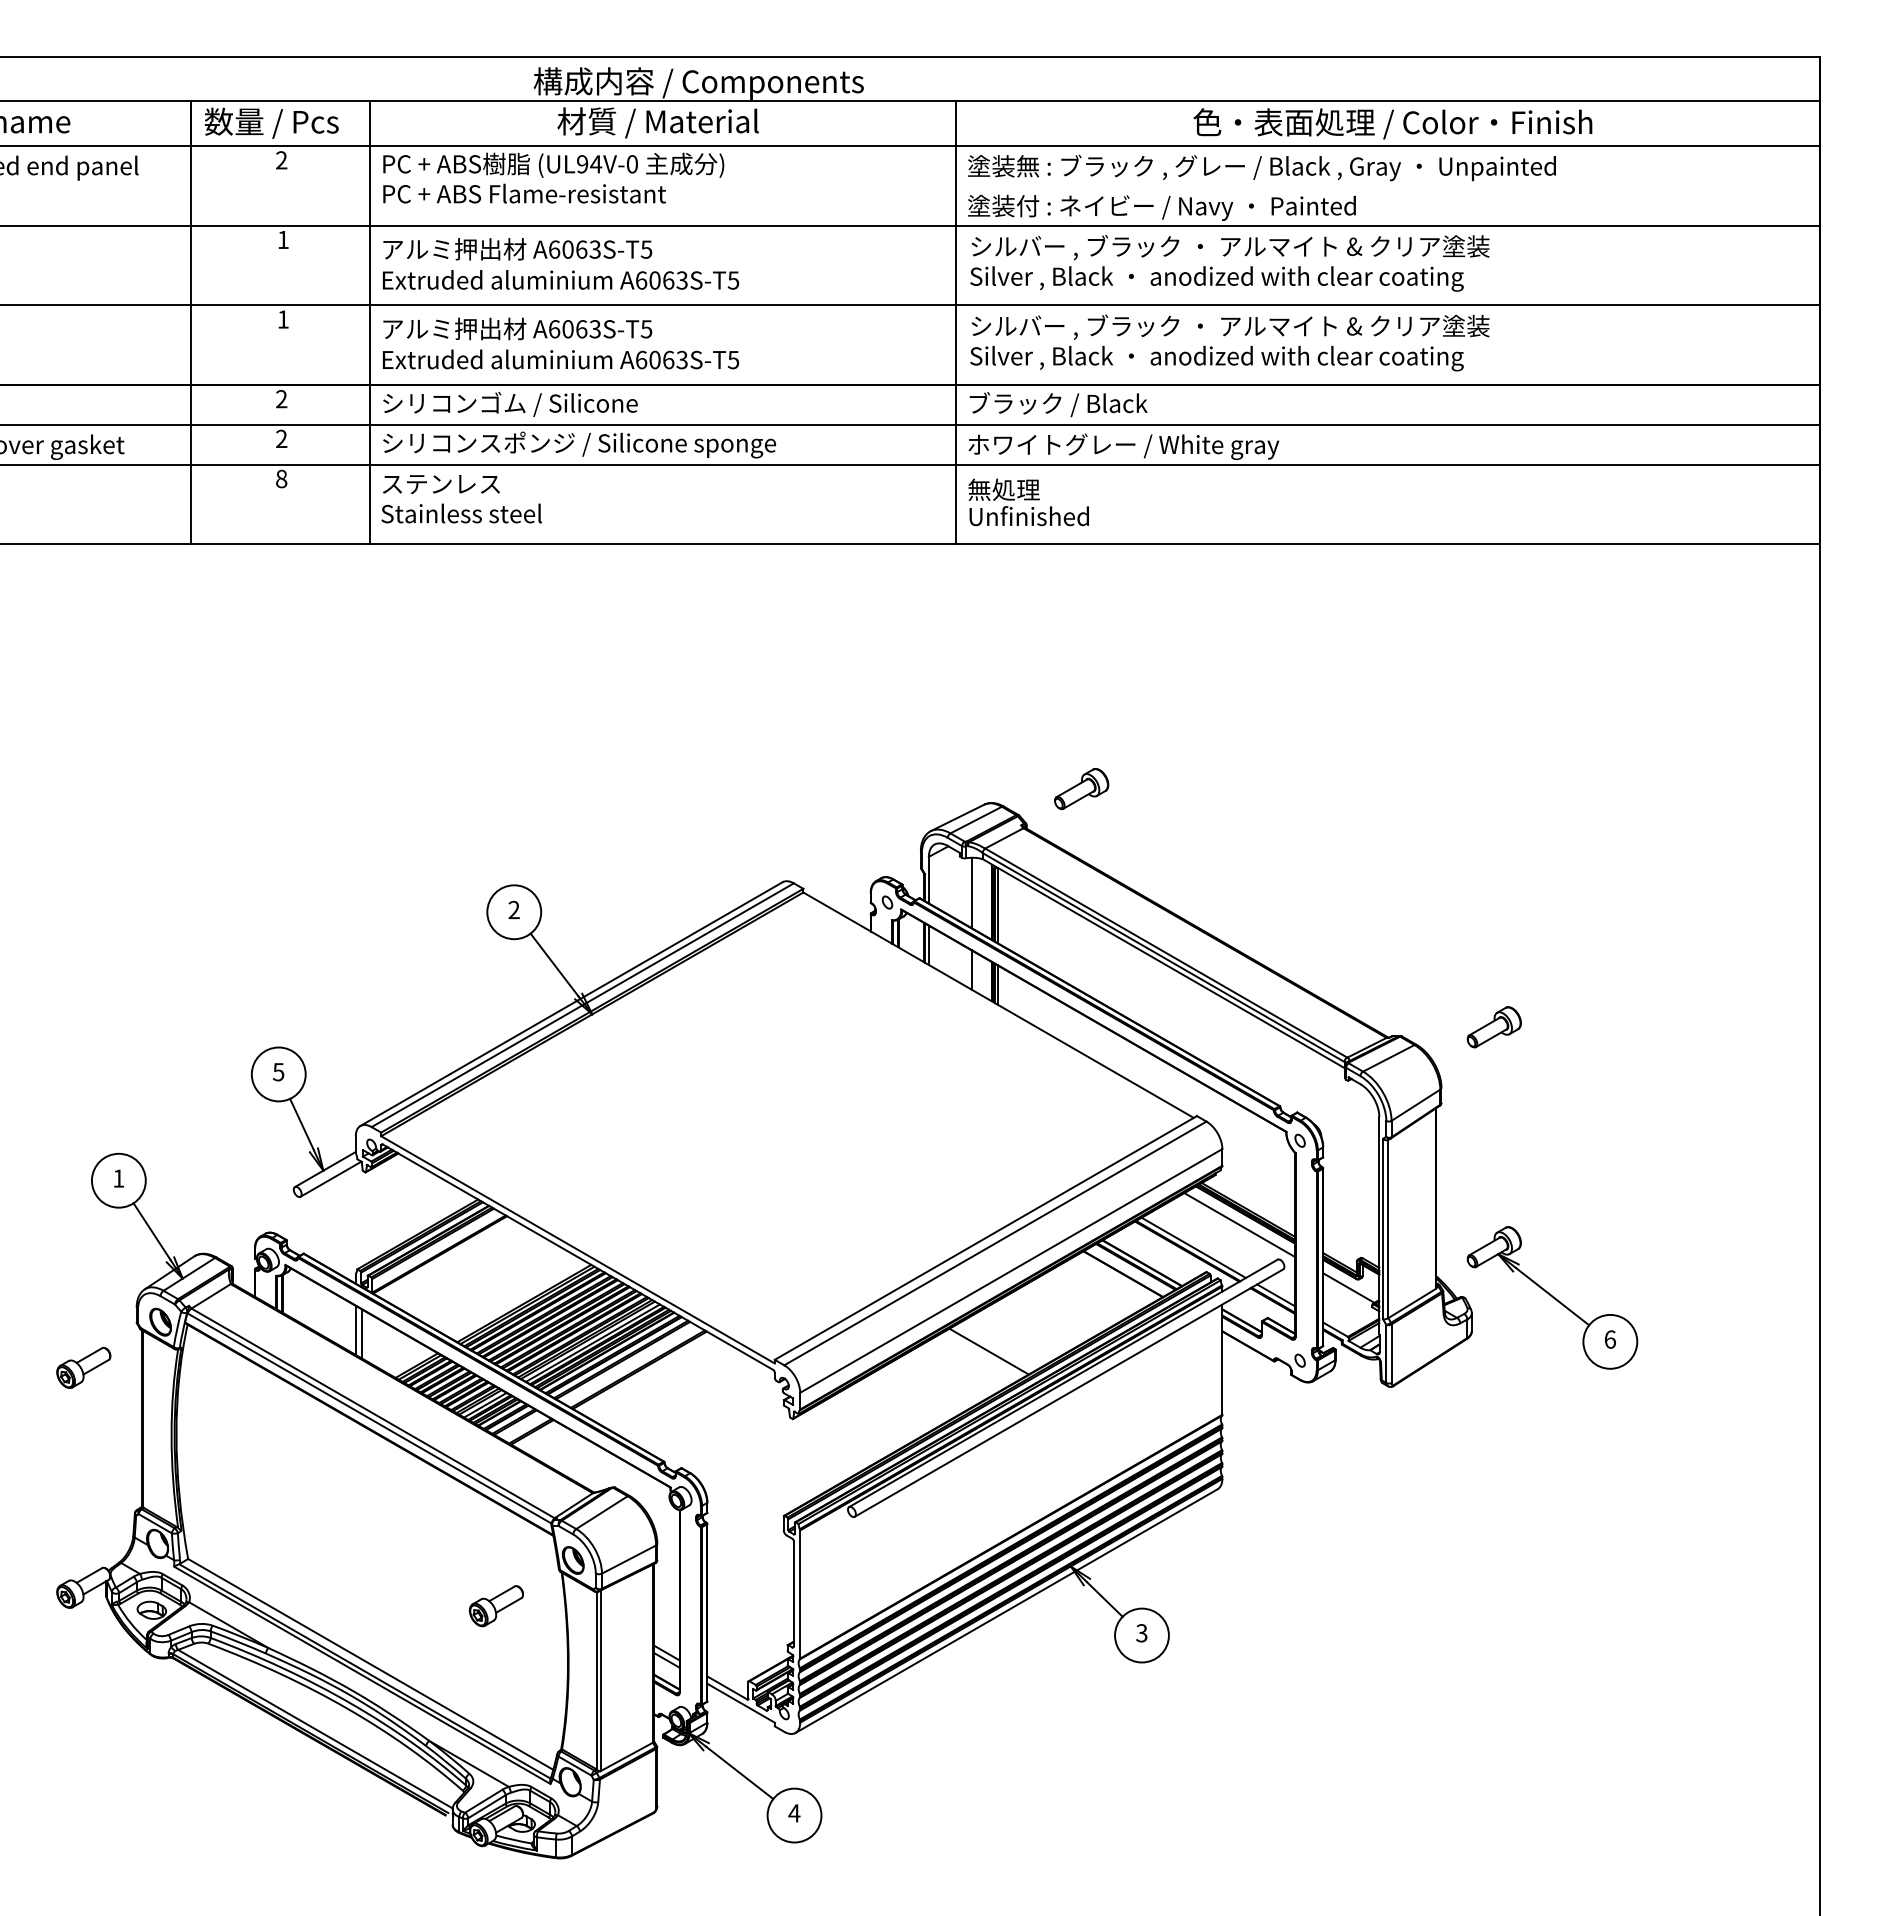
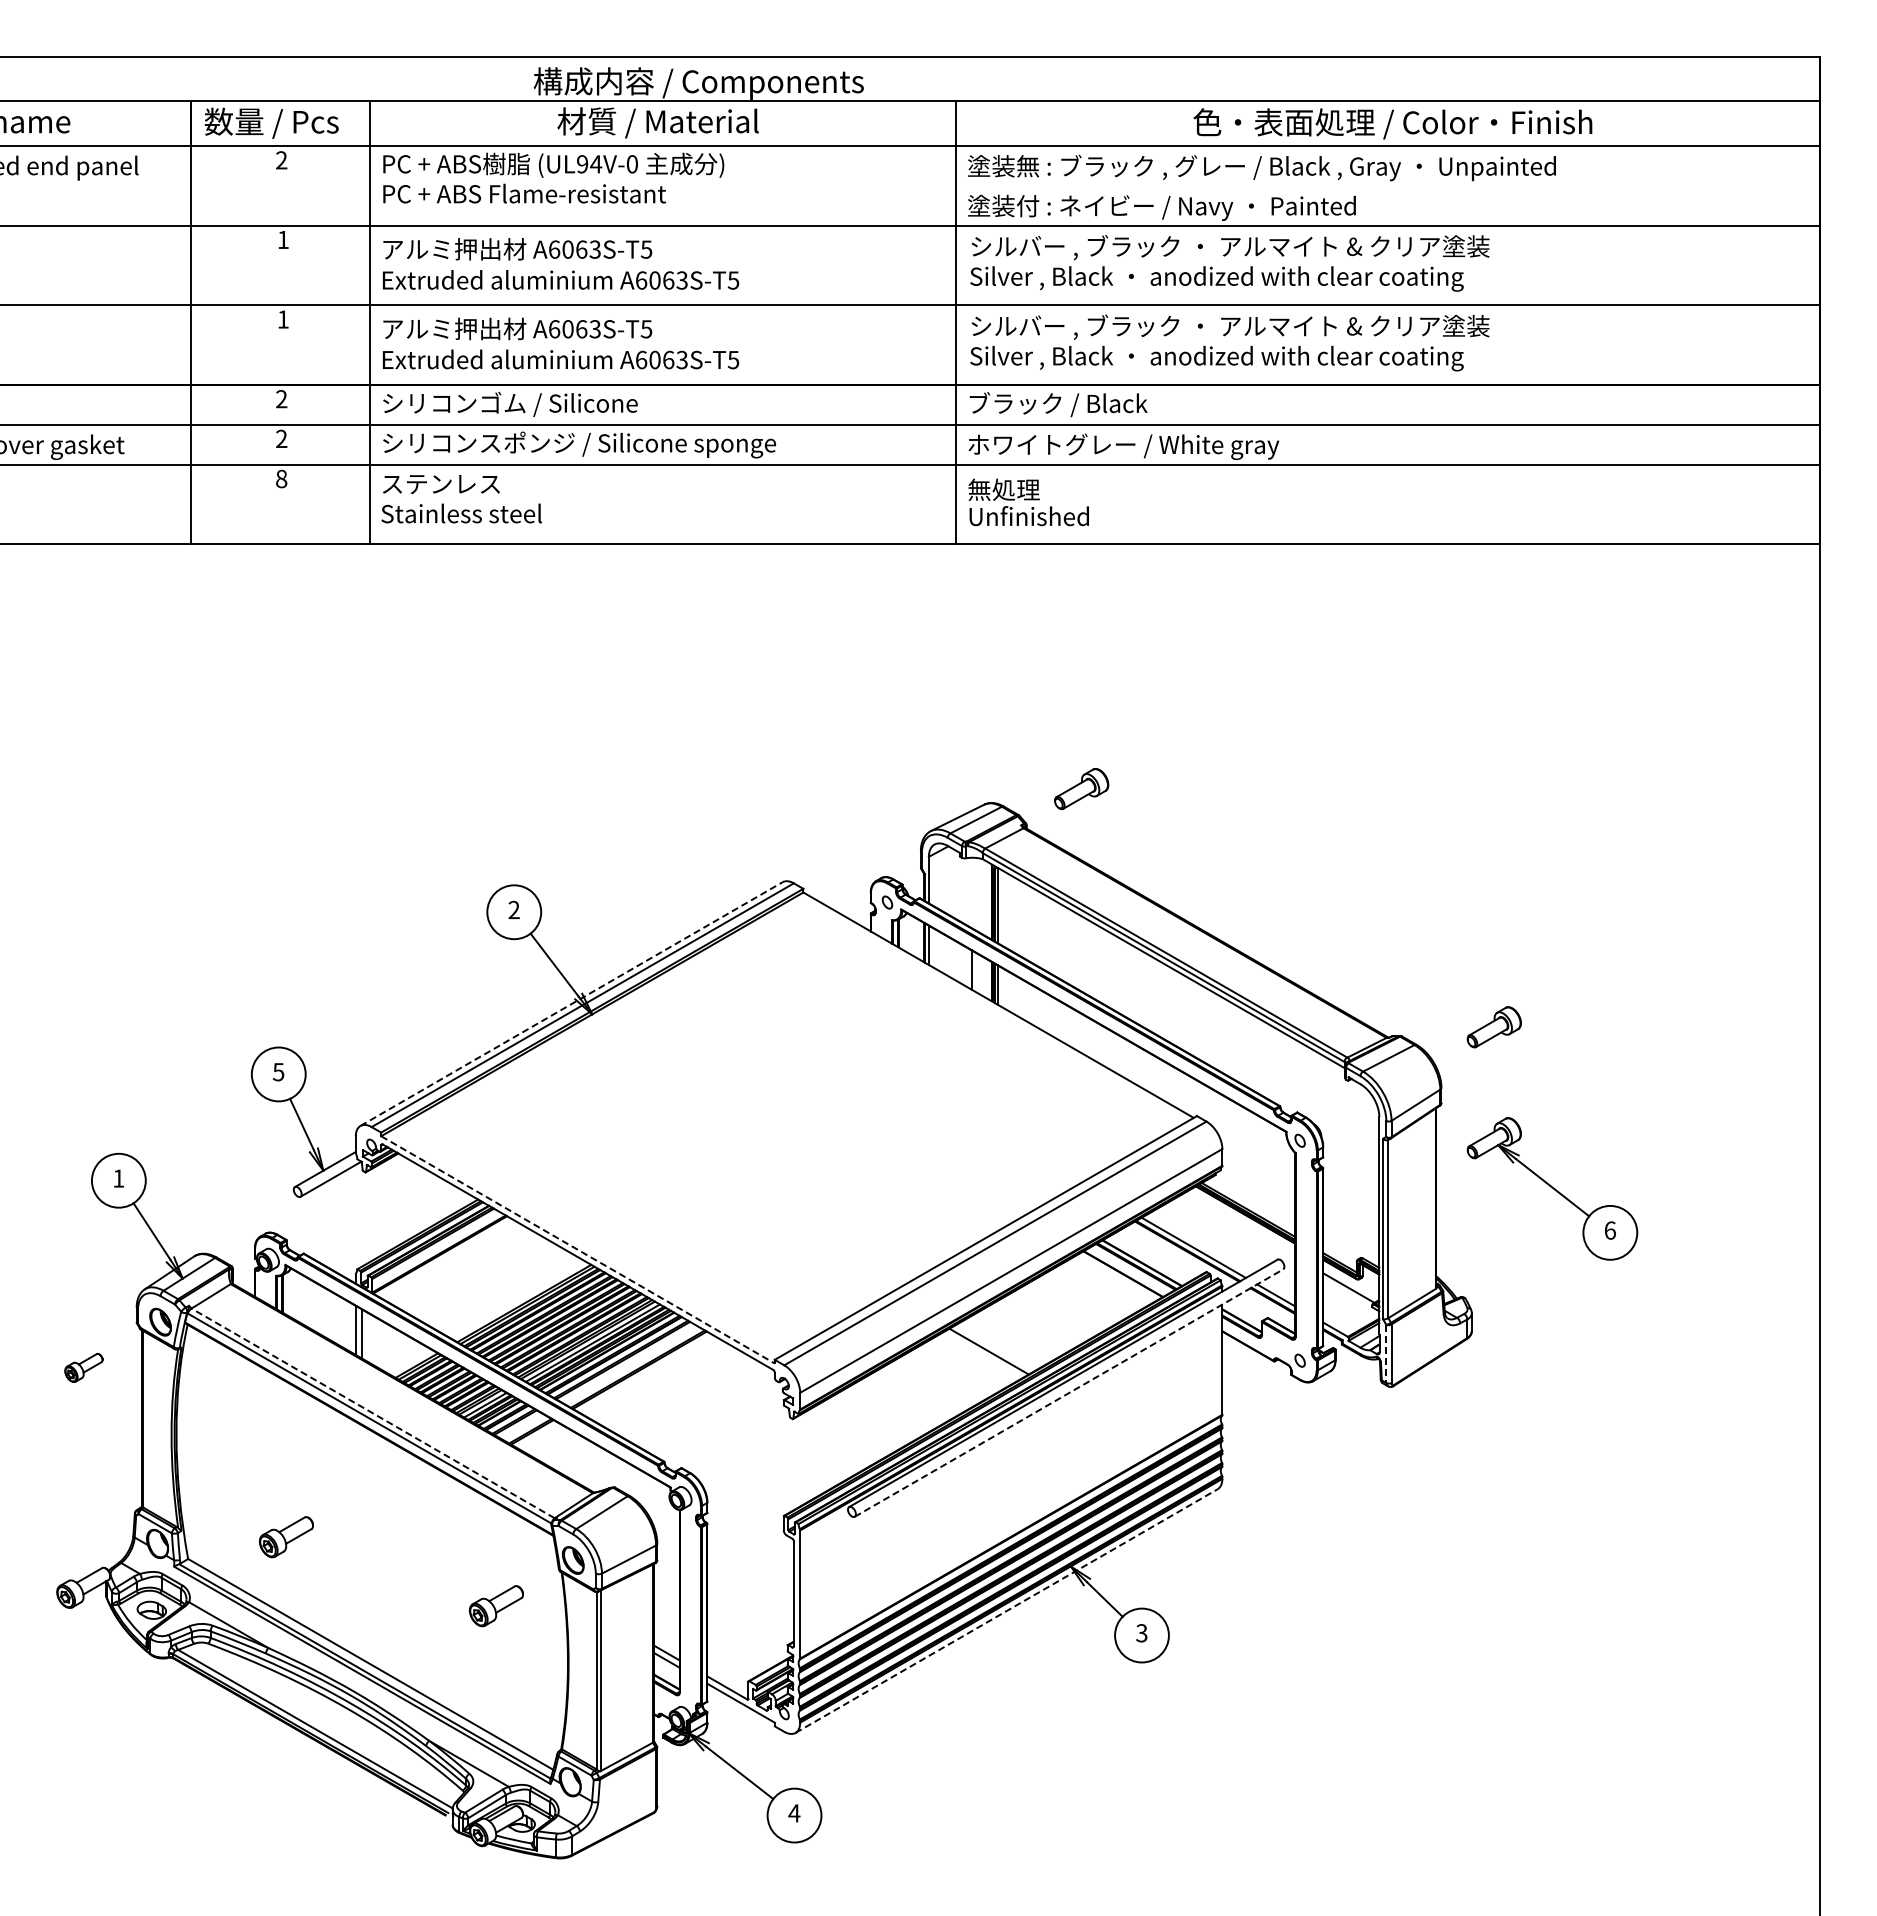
line: present -> none (971, 892)
line: solid -> dashed (571, 1004)
line: present -> none (1239, 1225)
line: solid -> dashed (578, 1250)
part position: (1552, 1297) -> (1552, 1188) (1552, 1188)
line: solid -> dashed (1386, 1354)
part size: 56x42 px -> 40x31 px (83, 1367)
line: solid -> dashed (1069, 1392)
line: solid -> dashed (373, 1413)
part: none -> present (286, 1537)
line: solid -> dashed (1006, 1611)
